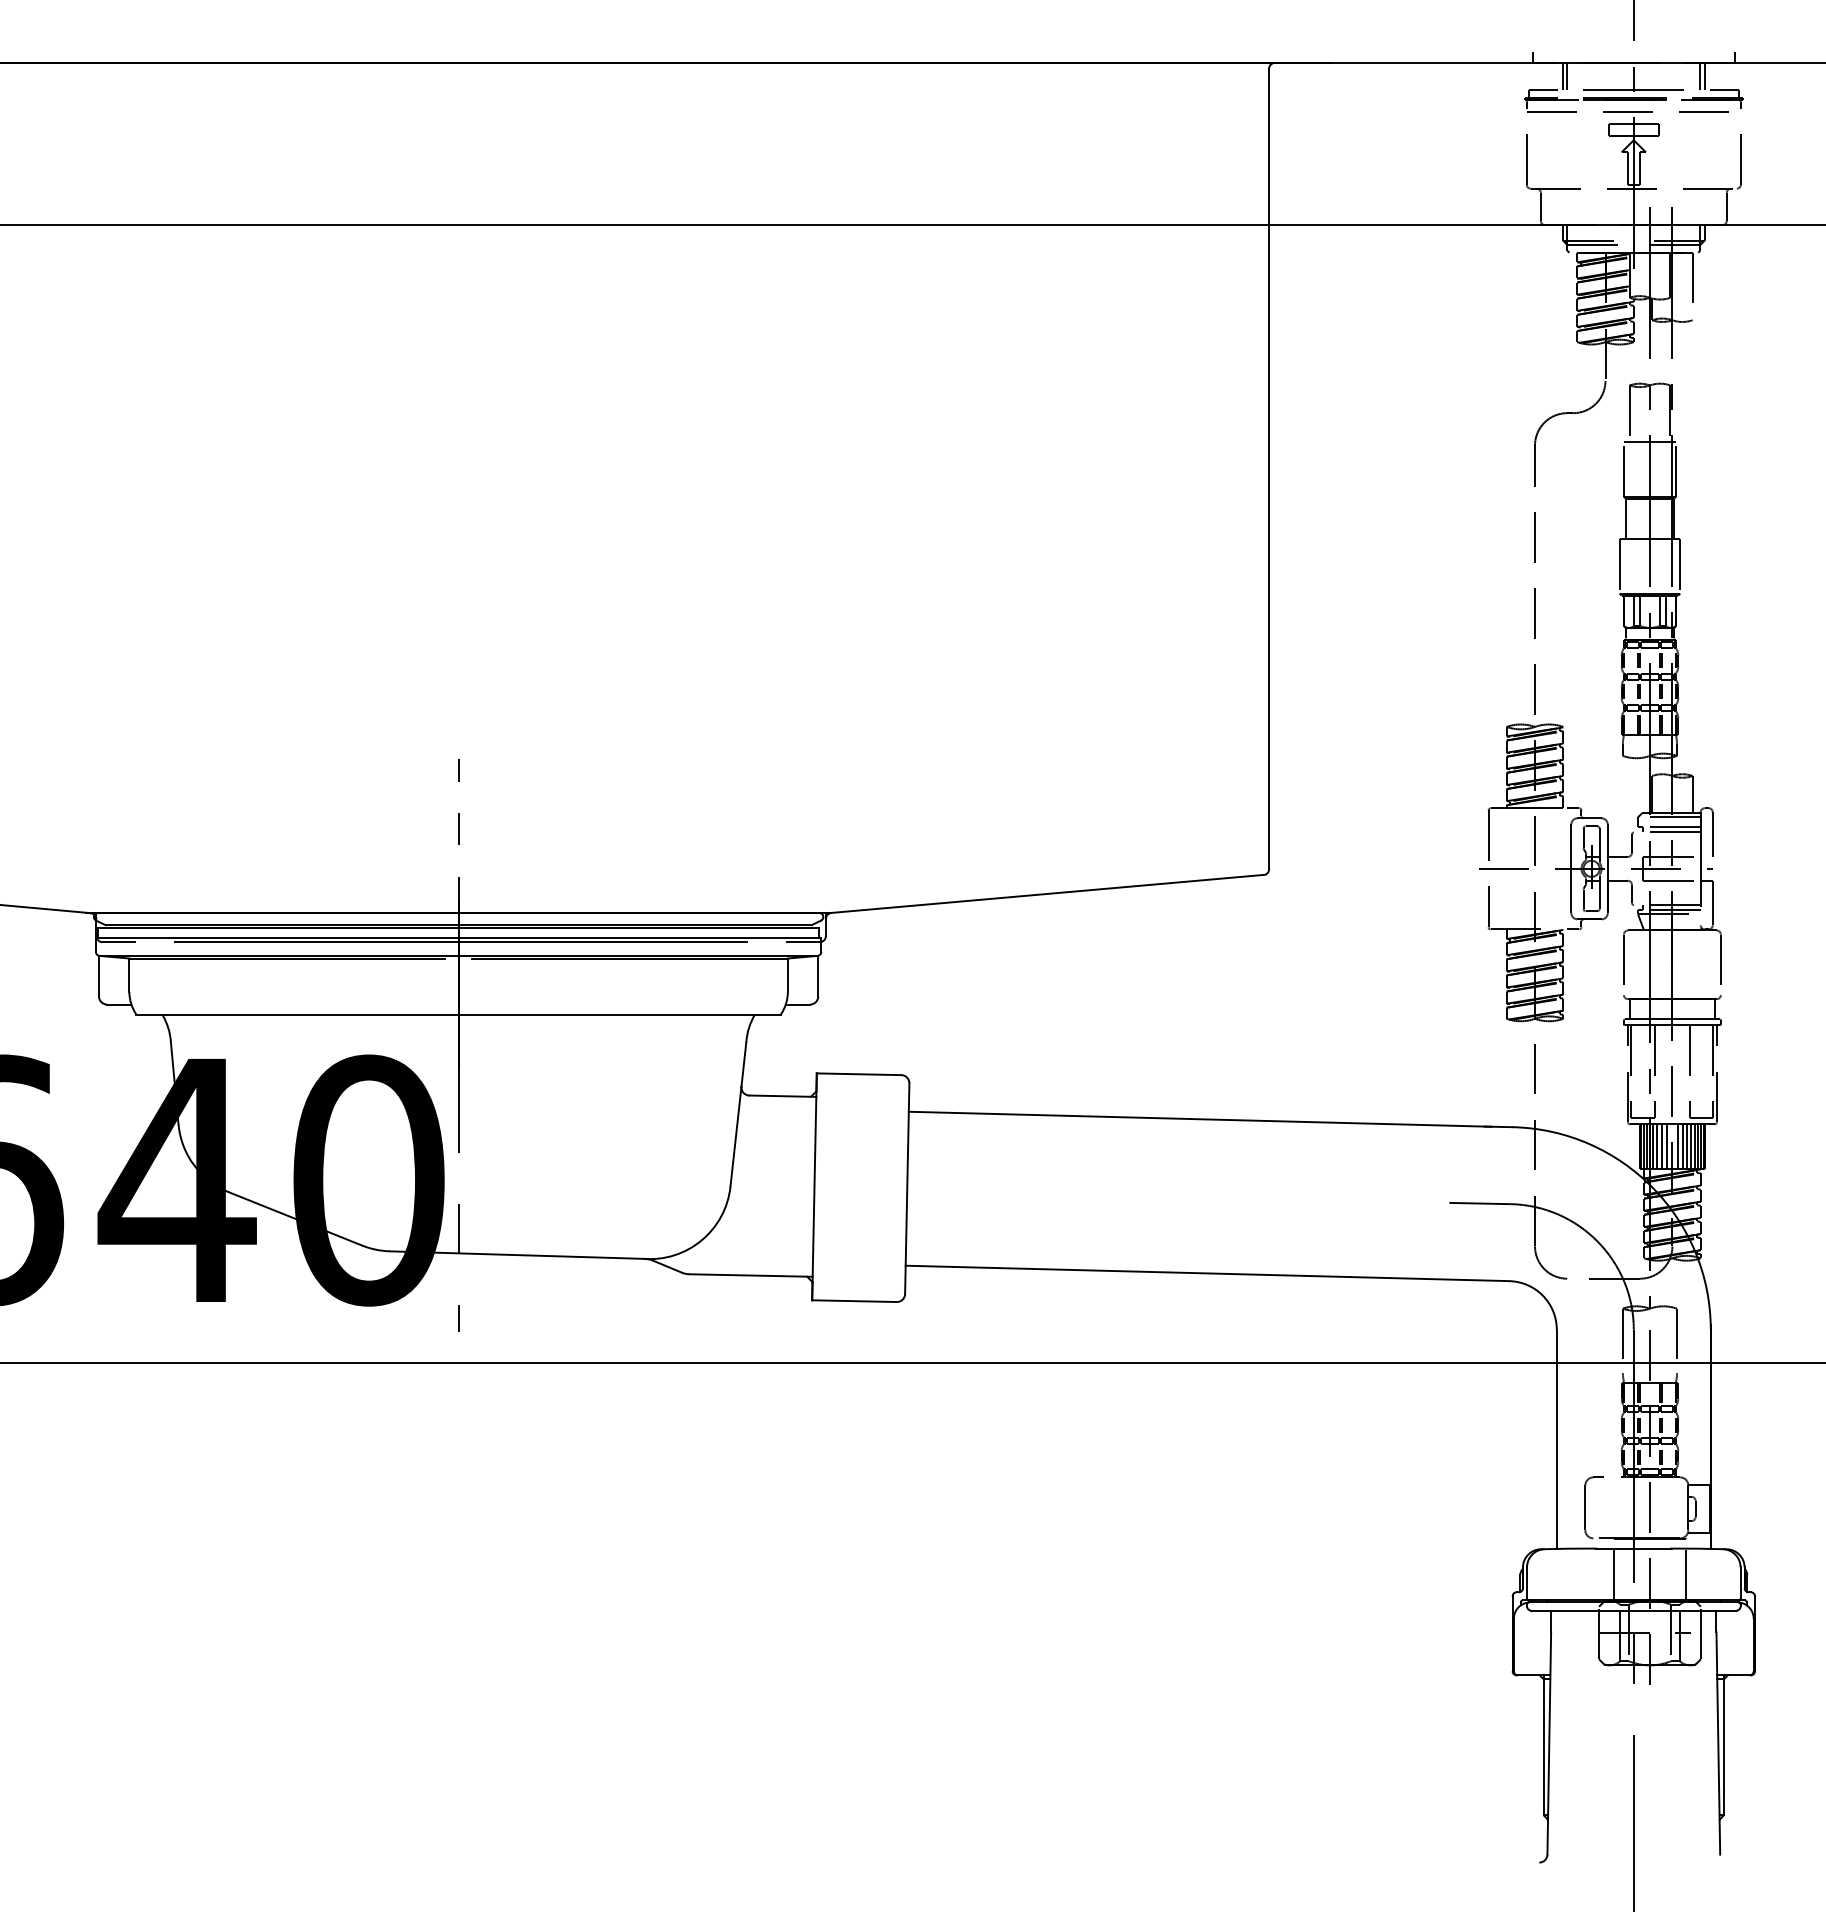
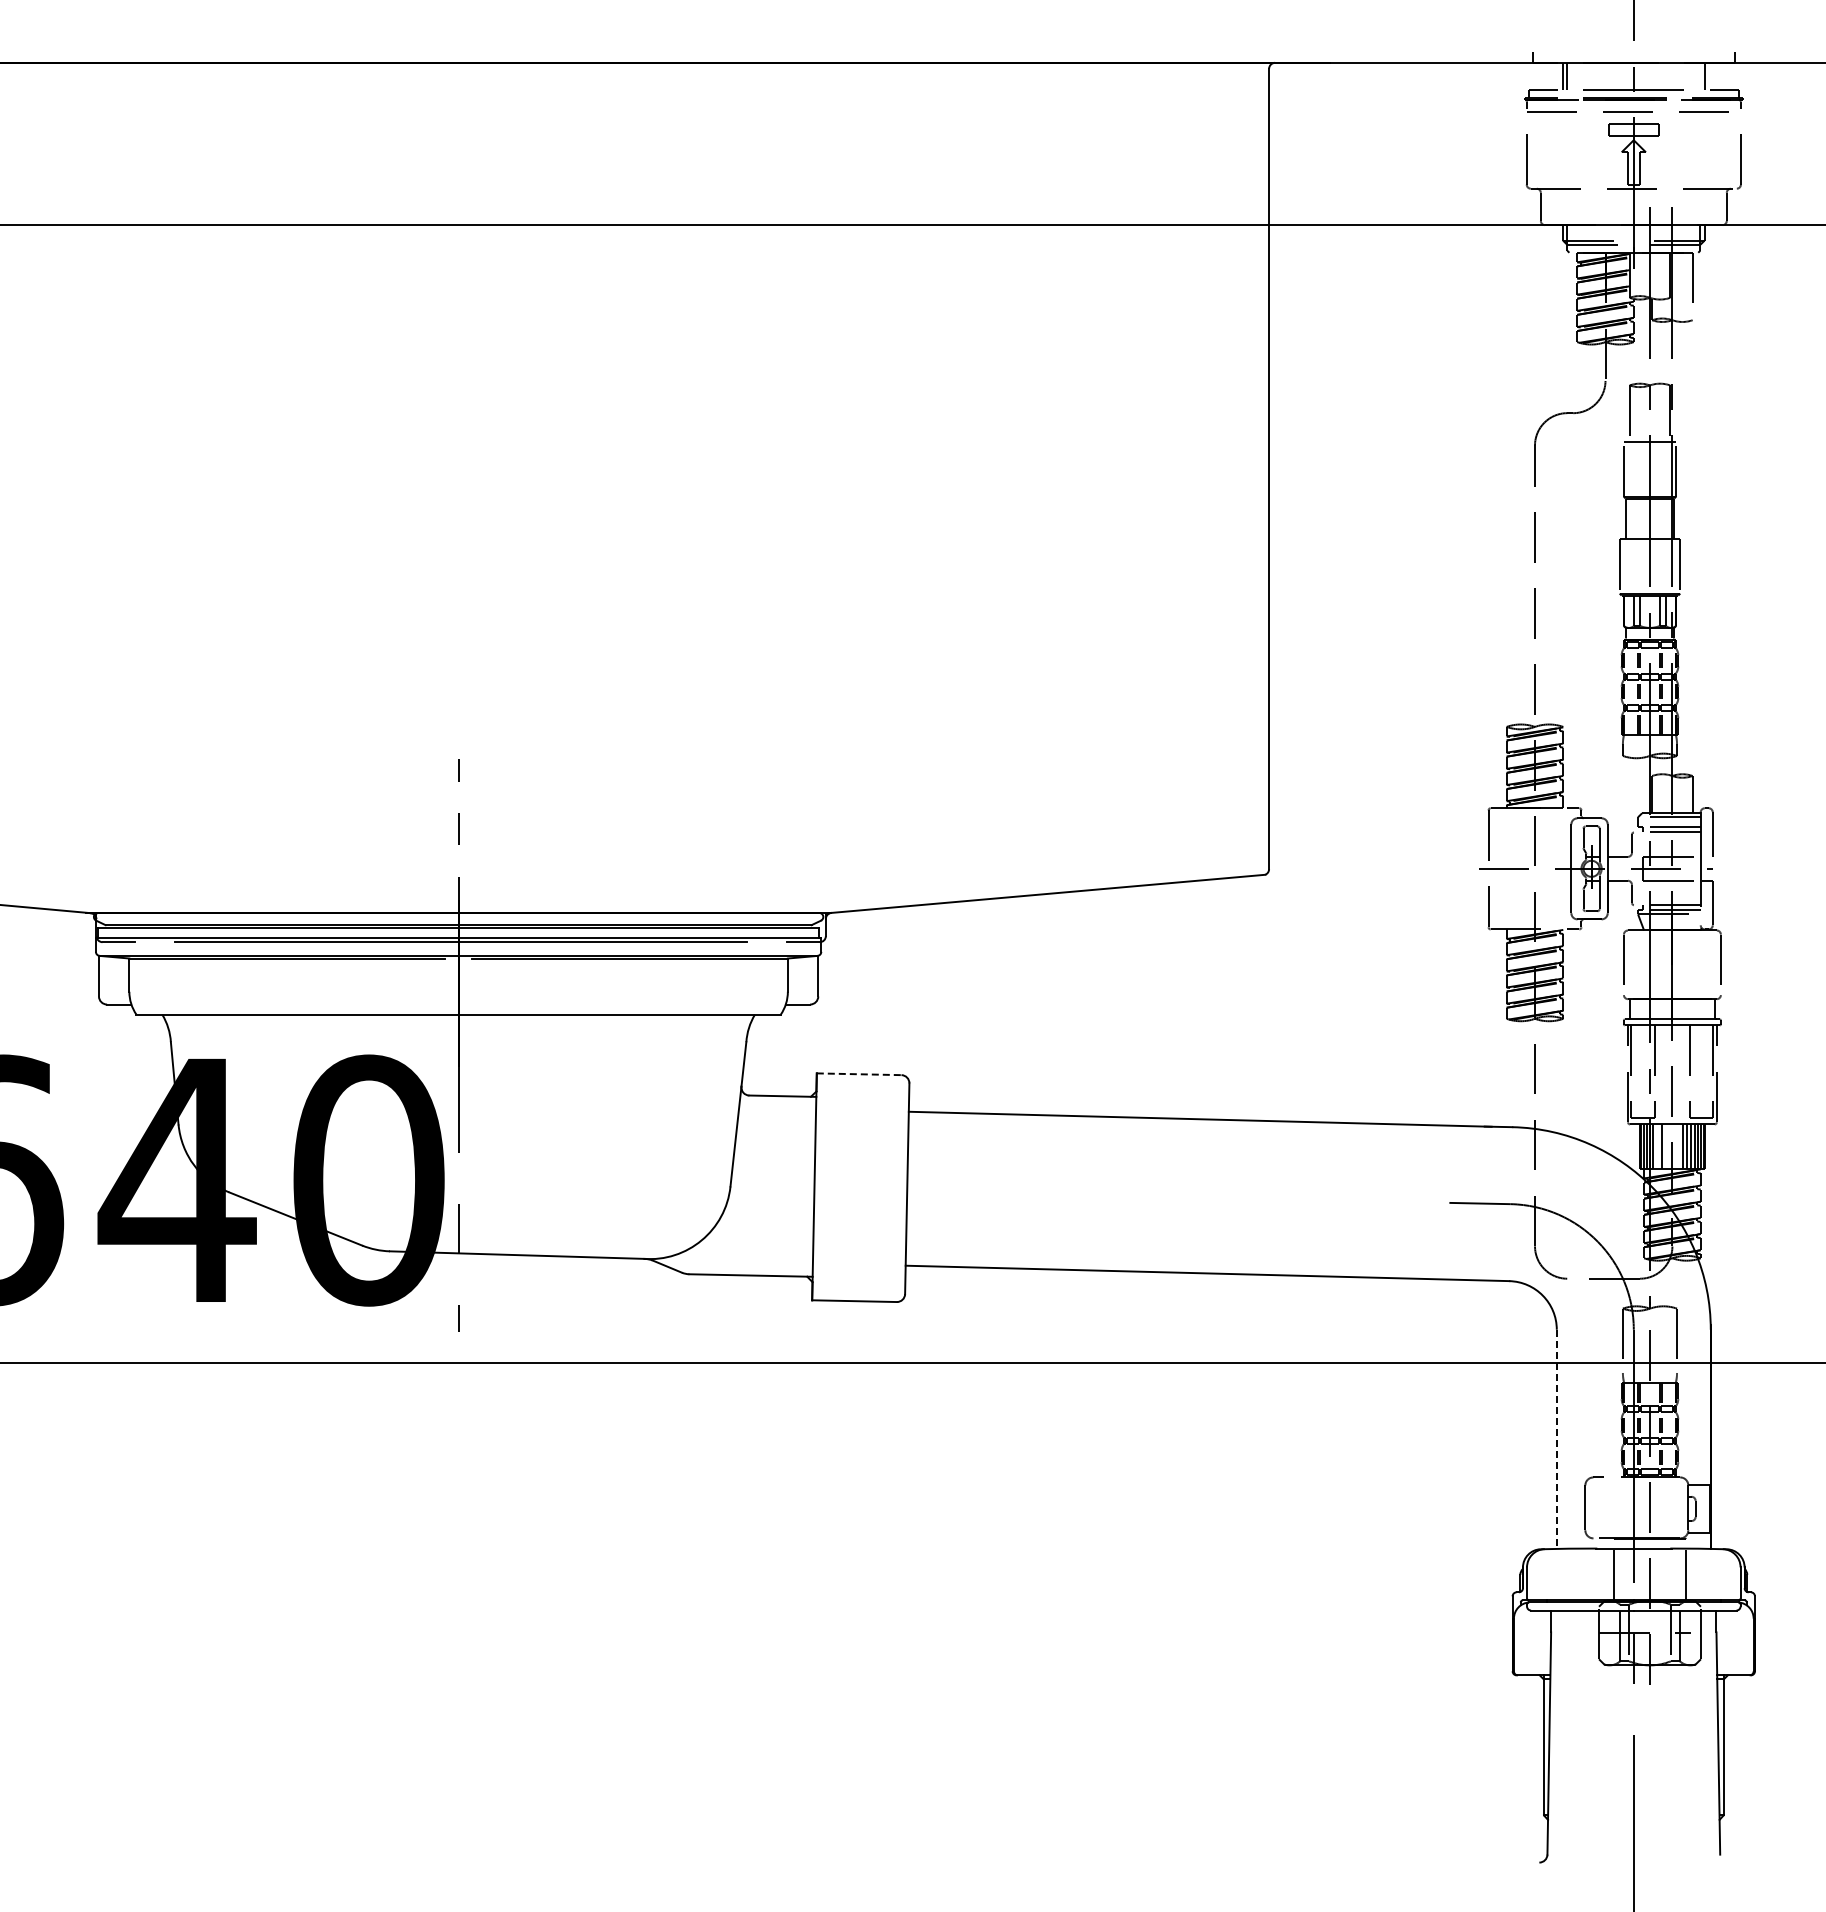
line: present -> none (1700, 75)
line: solid -> dashed (859, 1074)
line: present -> none (1657, 1146)
line: present -> none (1666, 1146)
line: present -> none (1678, 1146)
line: solid -> dashed (1556, 1439)
